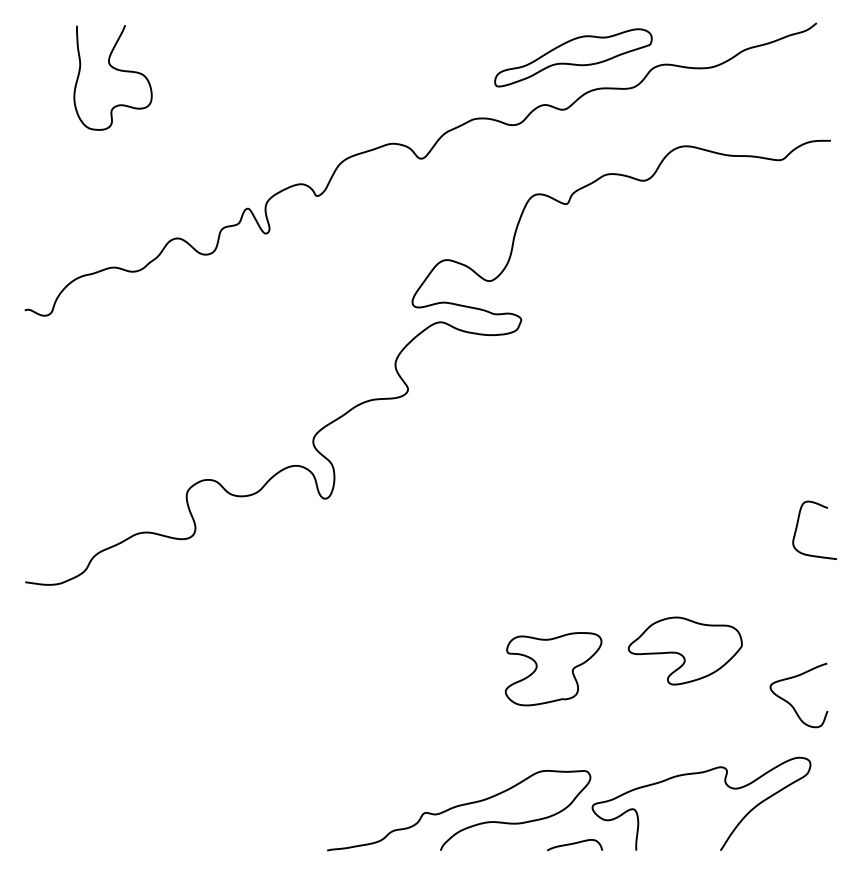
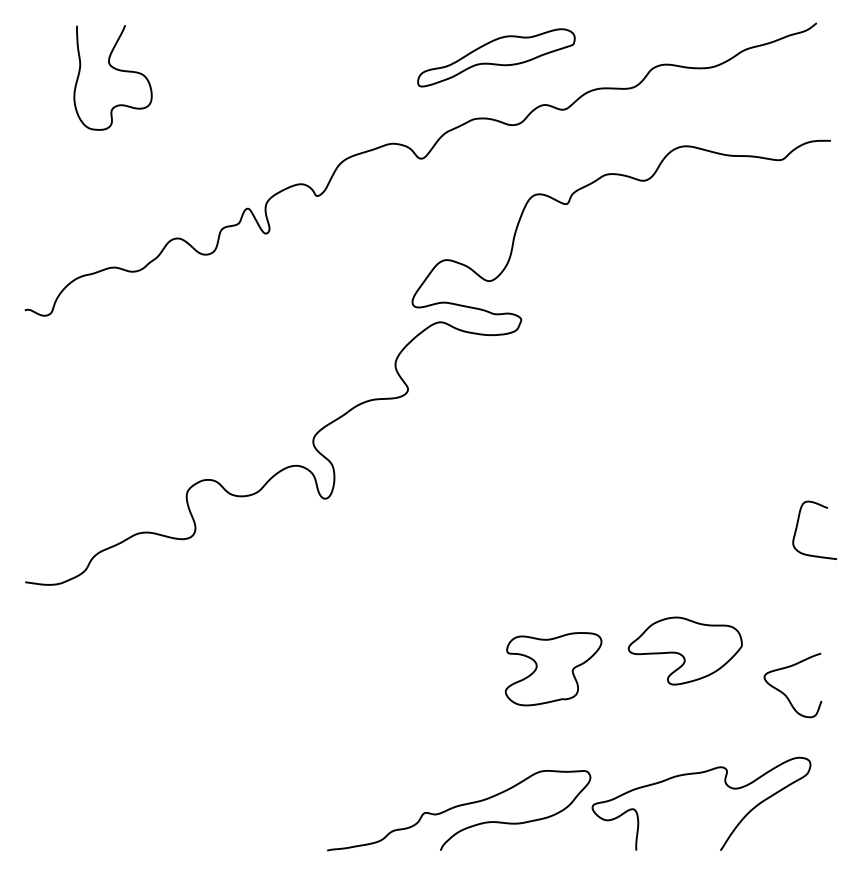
part position: (573, 57) -> (496, 57) (496, 57)
curve position: (790, 703) -> (784, 693) (784, 693)
curve: present -> none (574, 844)
